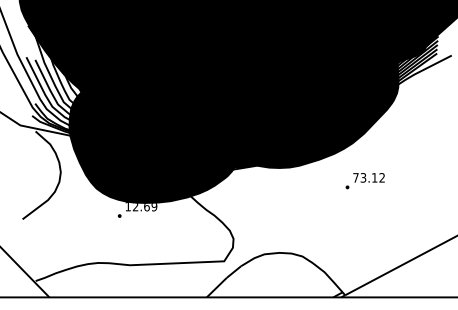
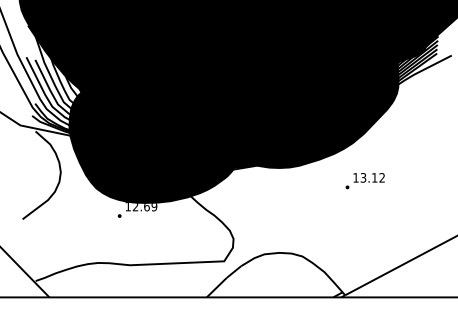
text: 73.12 -> 13.12 (355, 177)
